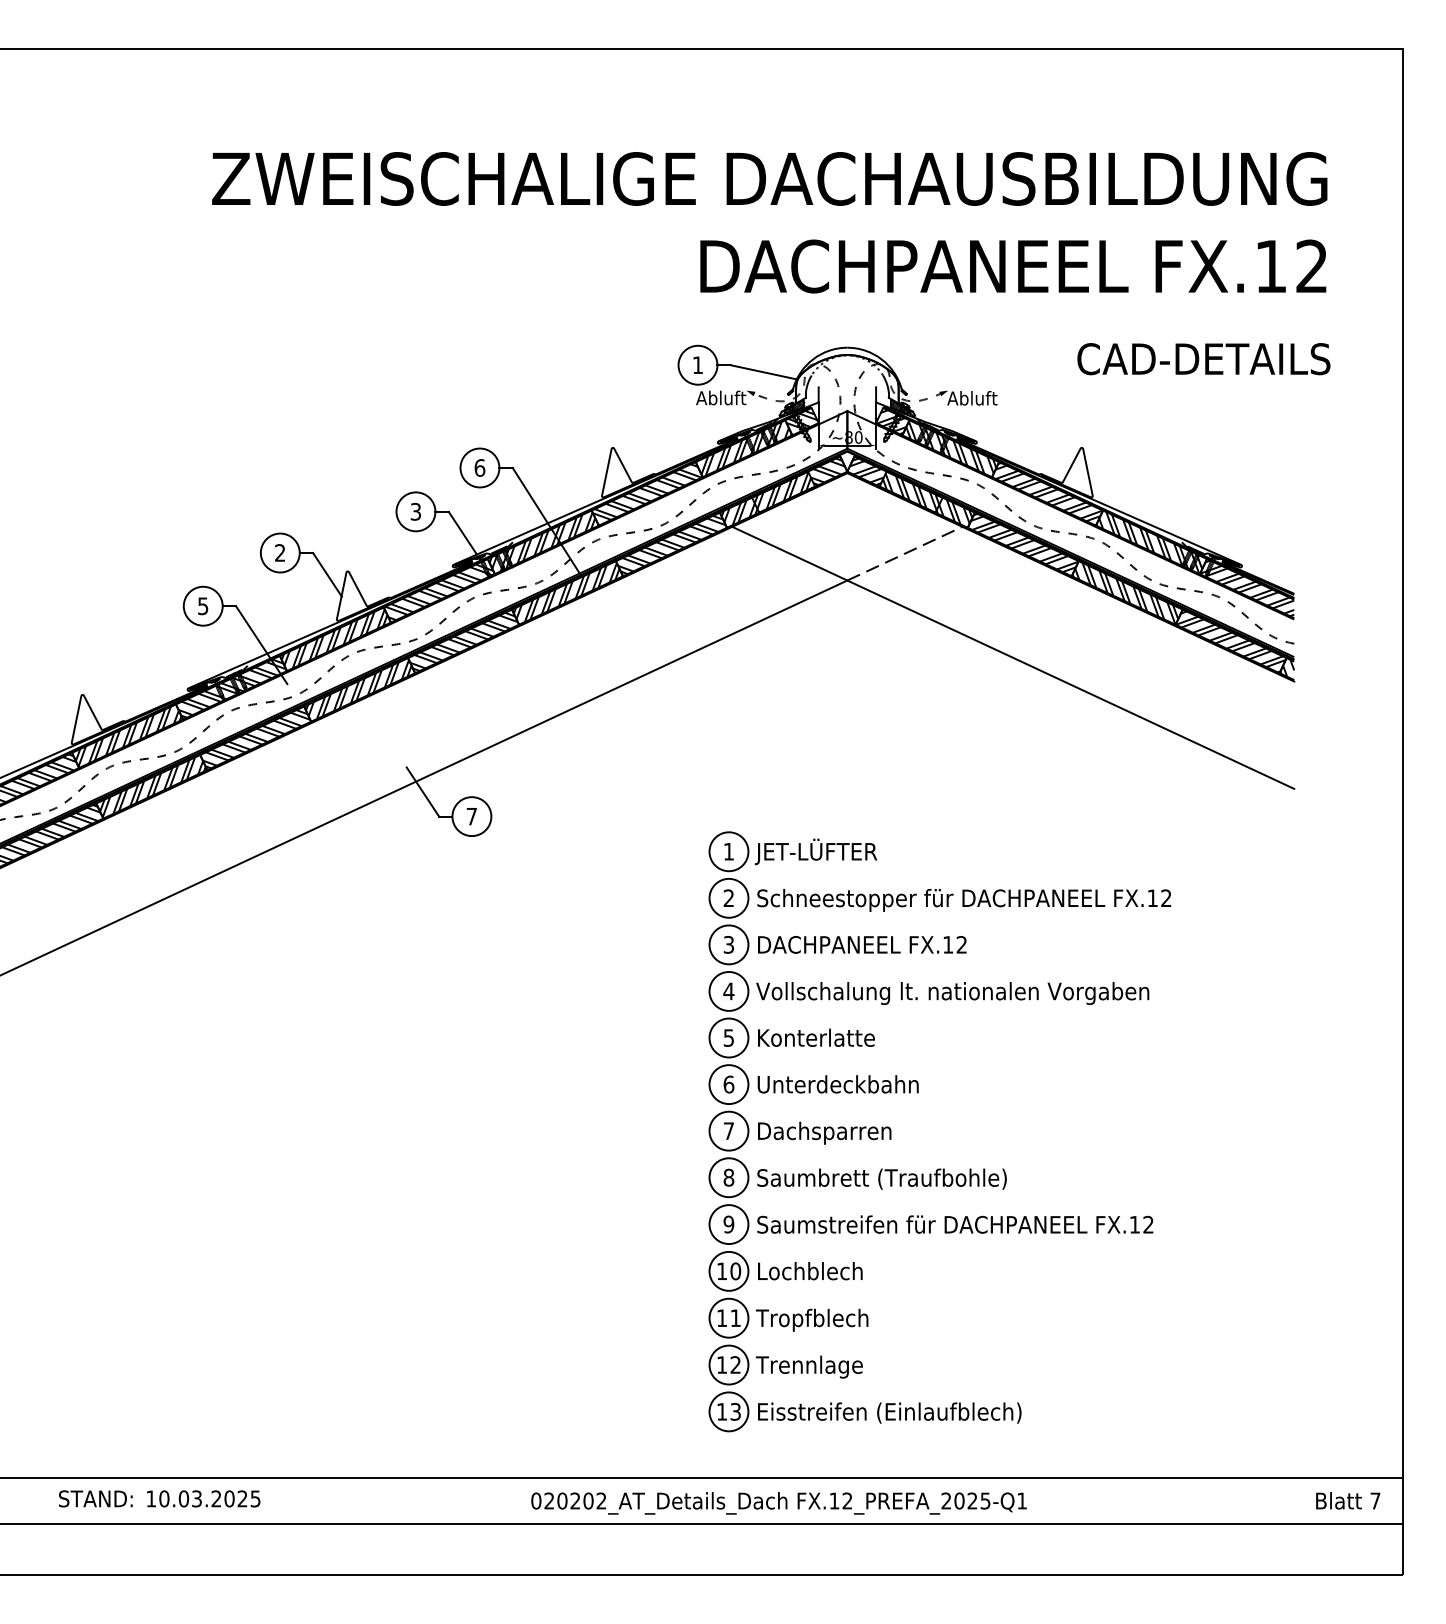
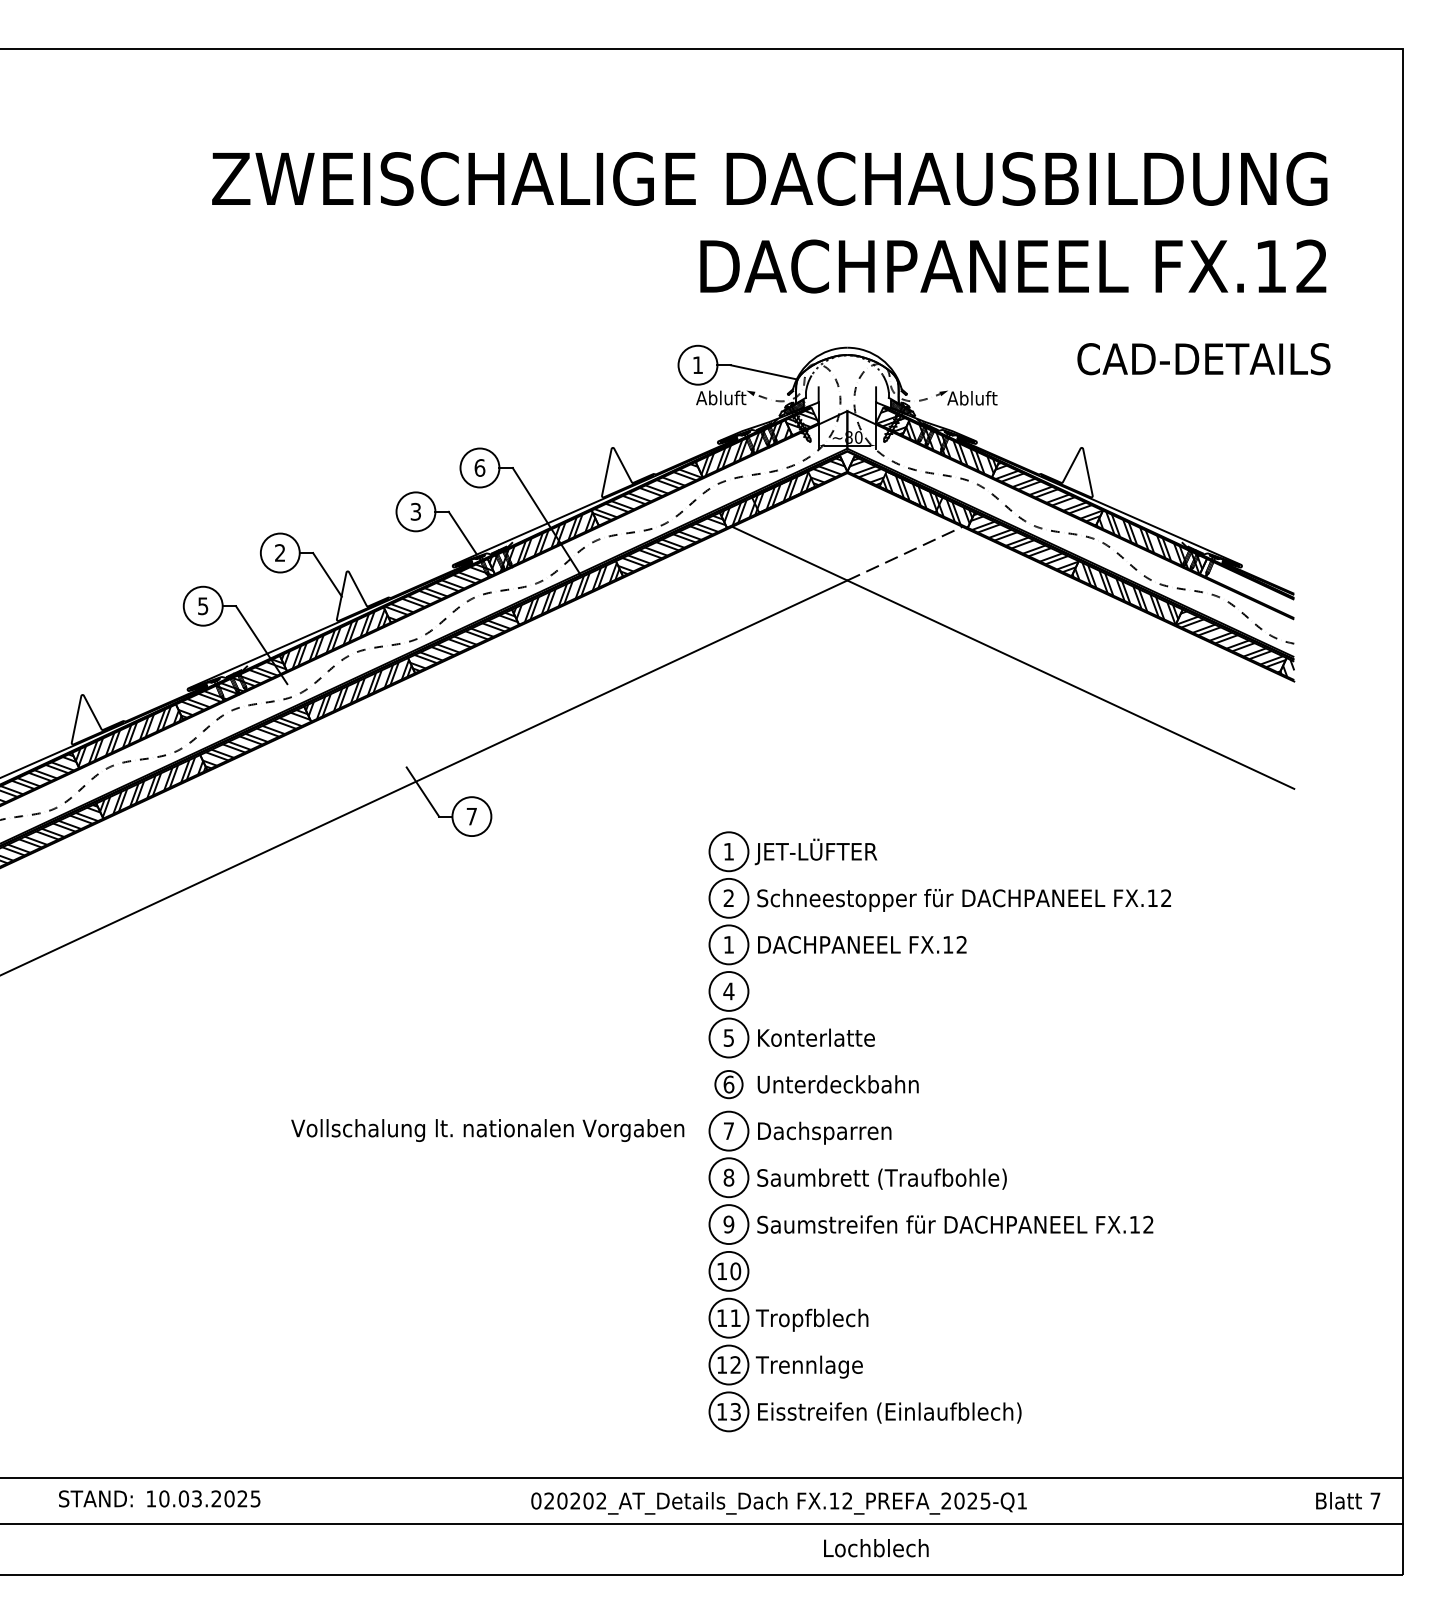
hatch: present -> none (1247, 588)
text: 3 -> 1 (728, 944)
text position: (952, 993) -> (487, 1130) (487, 1130)
circle diameter: 39 px -> 27 px (728, 1084)
text position: (810, 1271) -> (876, 1548) (876, 1548)
